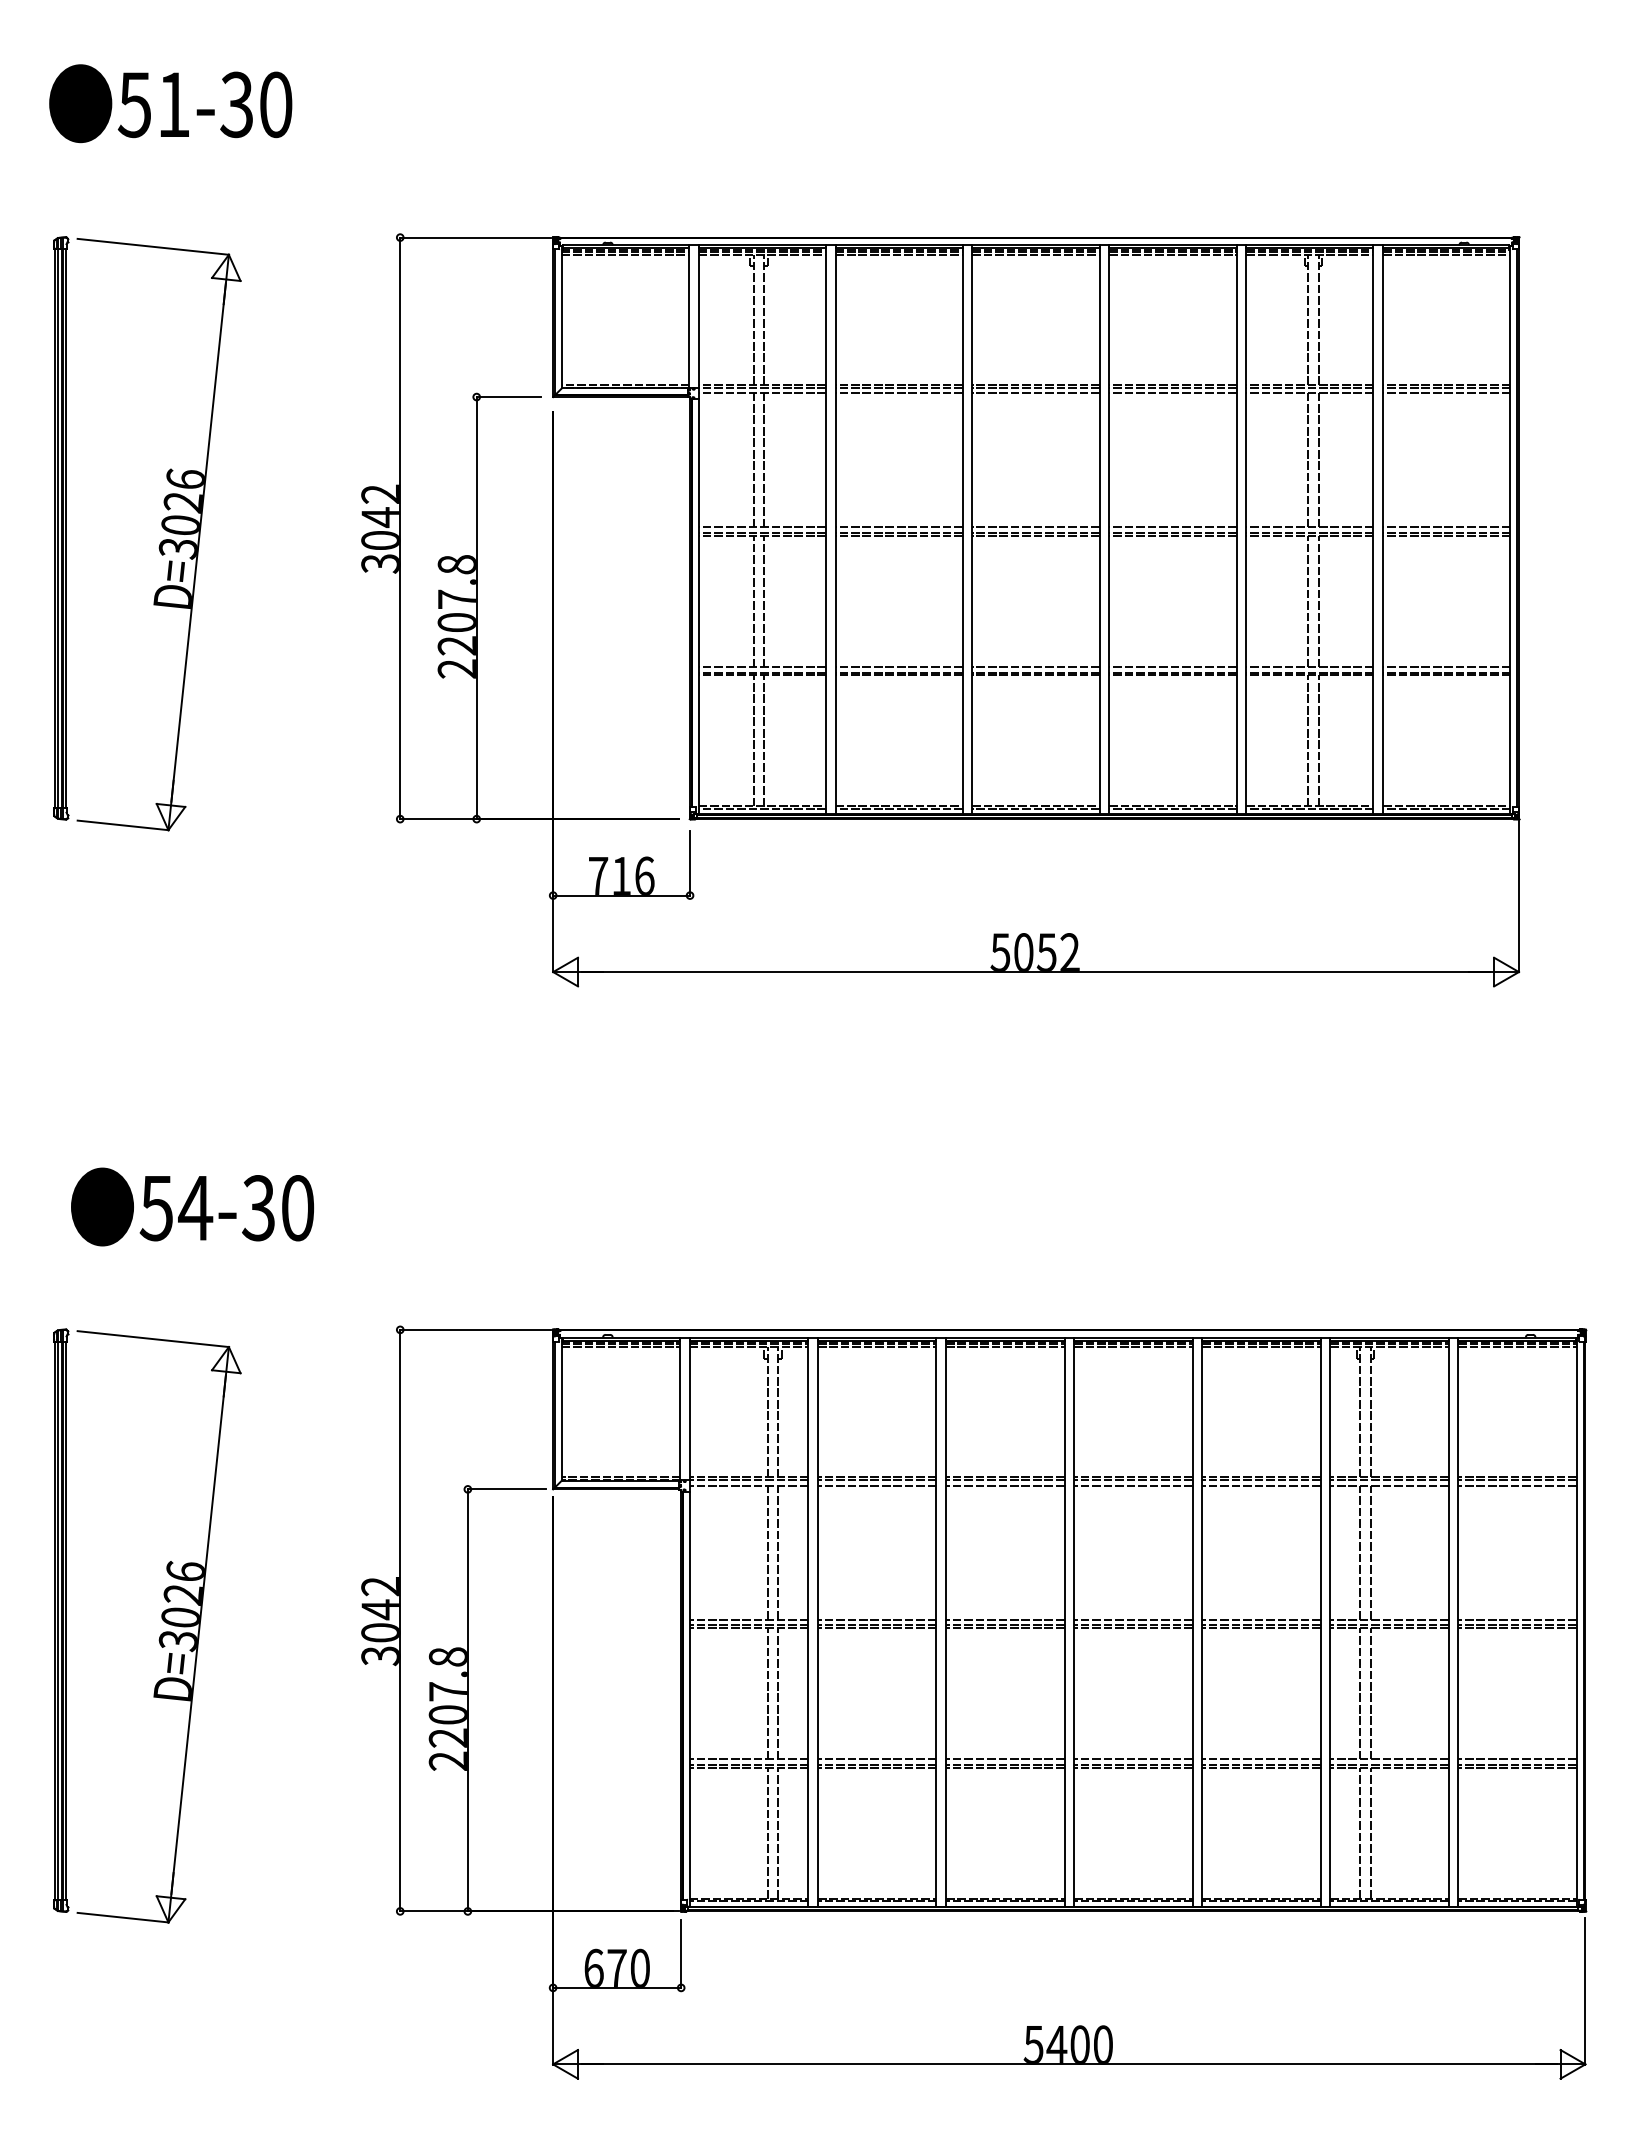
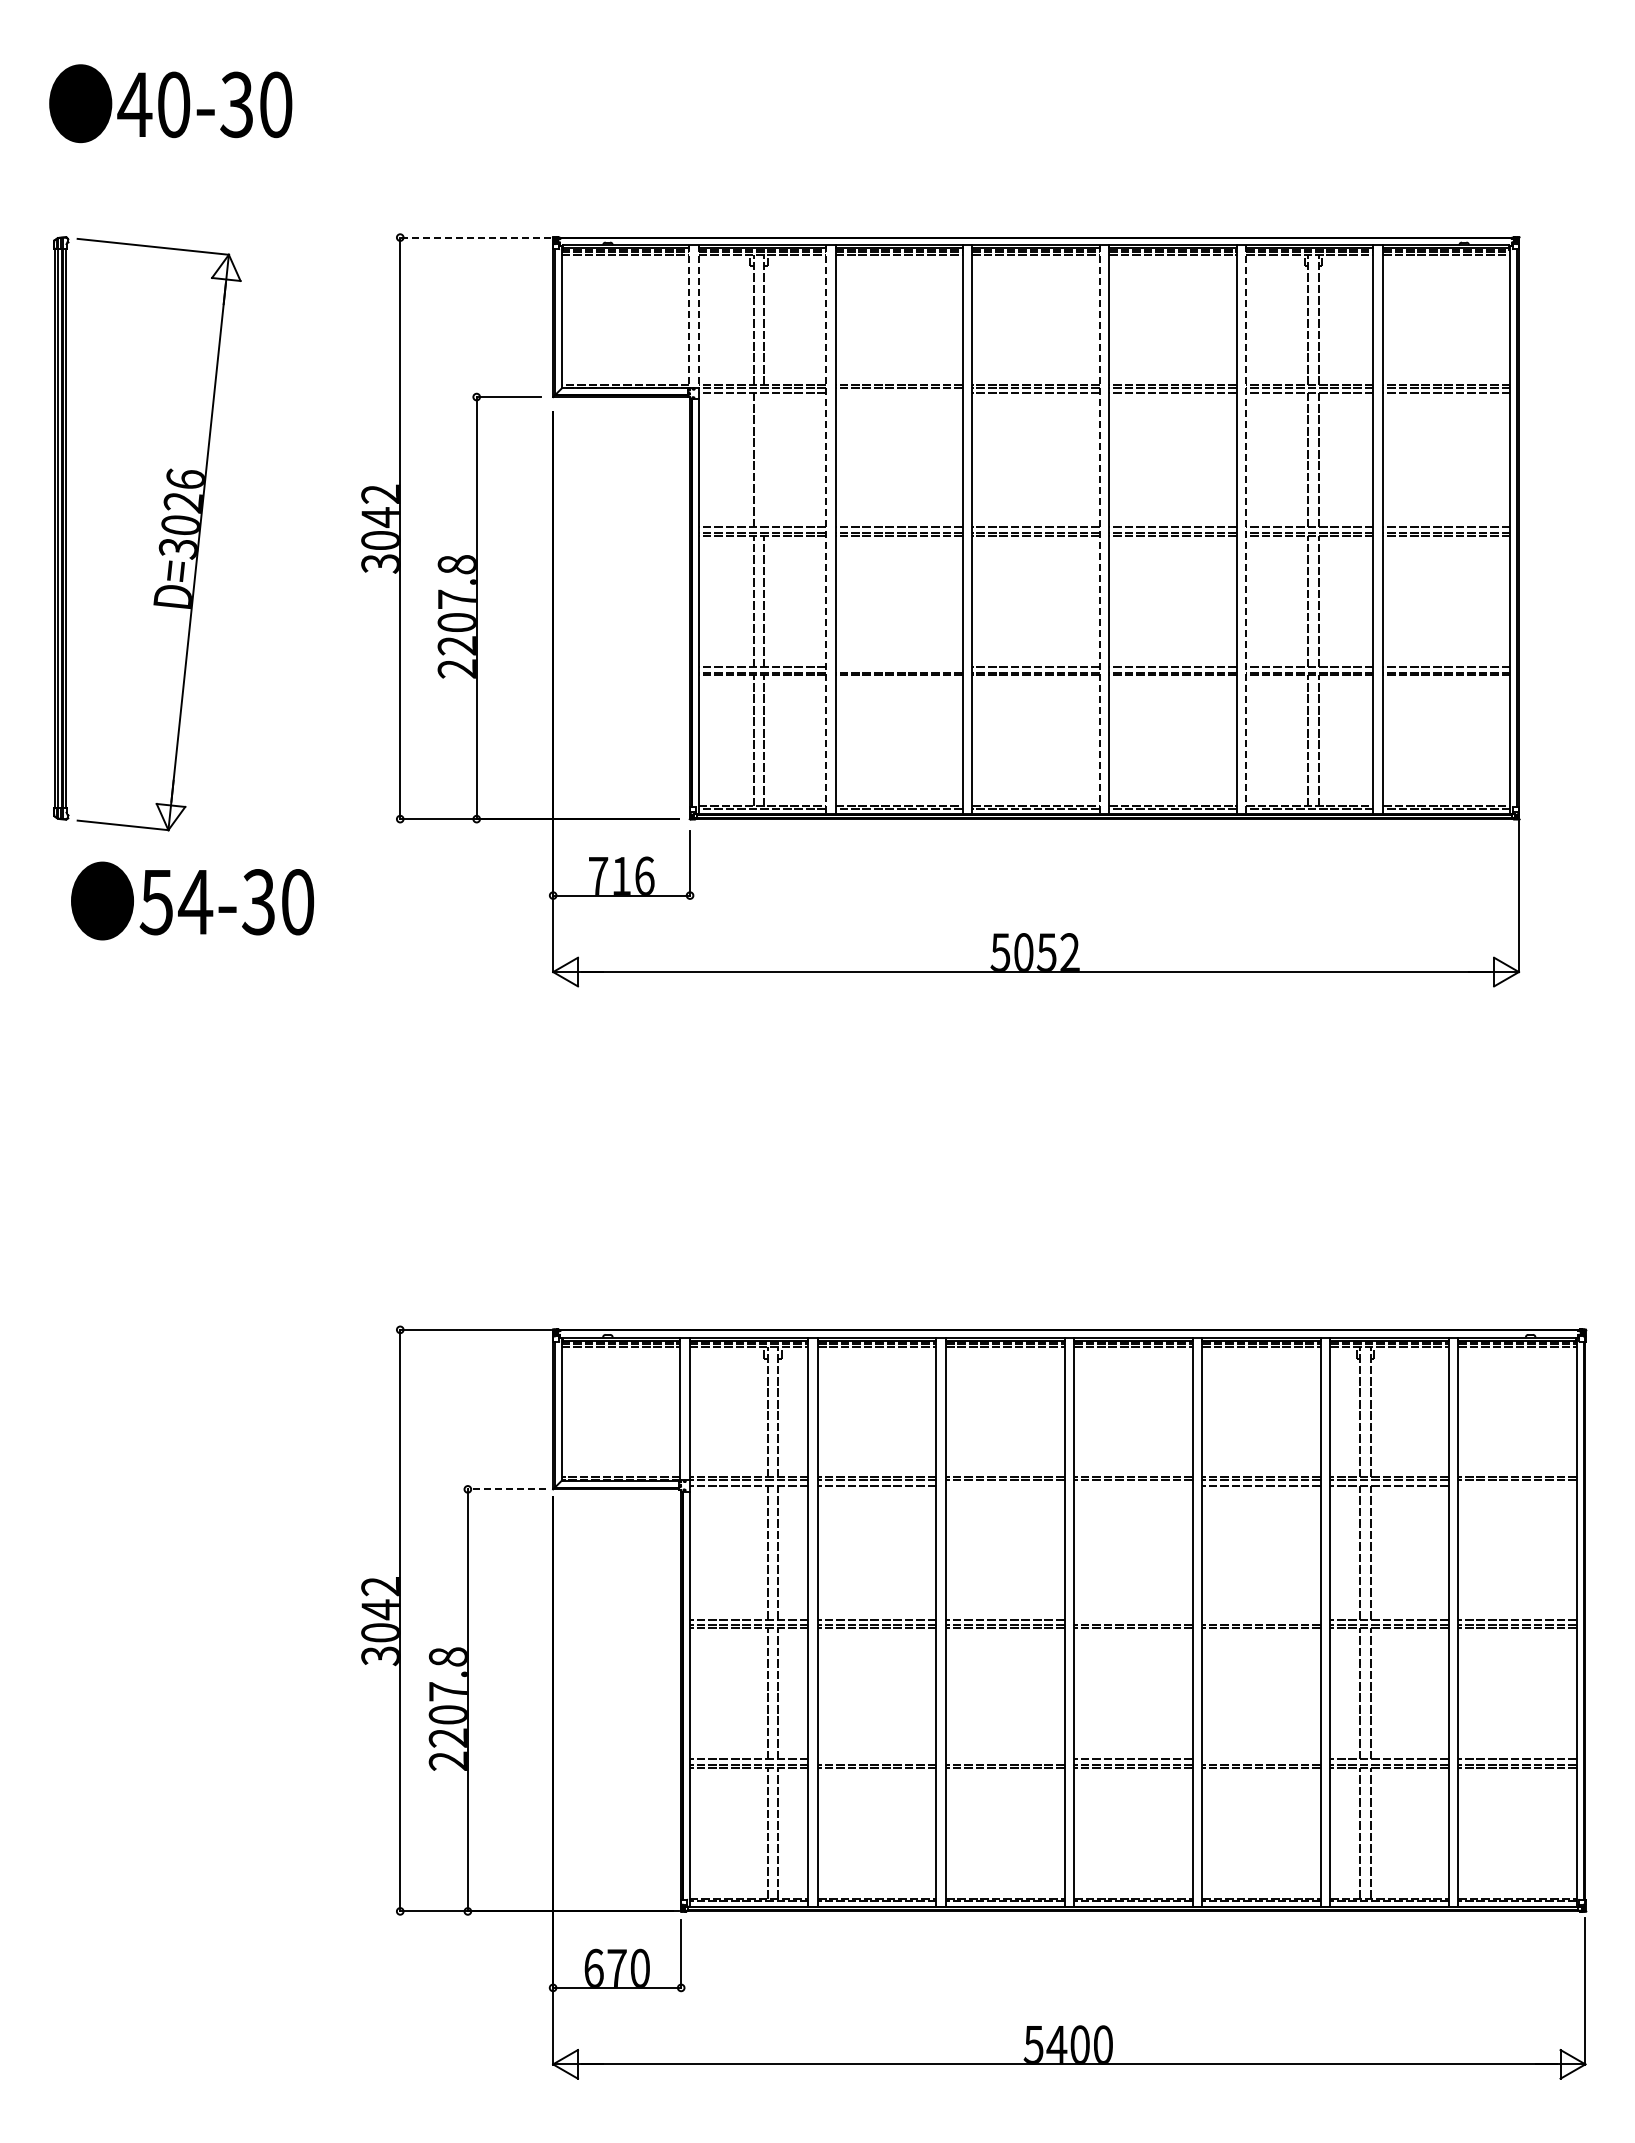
text: 51-30 -> 40-30 (153, 104)
line: solid -> dashed (474, 237)
line: solid -> dashed (698, 316)
line: solid -> dashed (689, 317)
line: present -> none (898, 393)
line: present -> none (764, 460)
line: solid -> dashed (825, 529)
line: solid -> dashed (1099, 529)
line: solid -> dashed (1246, 529)
line: present -> none (898, 667)
text position: (192, 1206) -> (192, 900) (192, 900)
line: present -> none (1004, 1485)
line: present -> none (1133, 1485)
line: present -> none (1517, 1485)
line: solid -> dashed (506, 1489)
part: present -> none (161, 1618)
line: present -> none (1133, 1619)
line: present -> none (1261, 1619)
line: present -> none (876, 1759)
line: present -> none (1004, 1759)
line: present -> none (1261, 1759)
